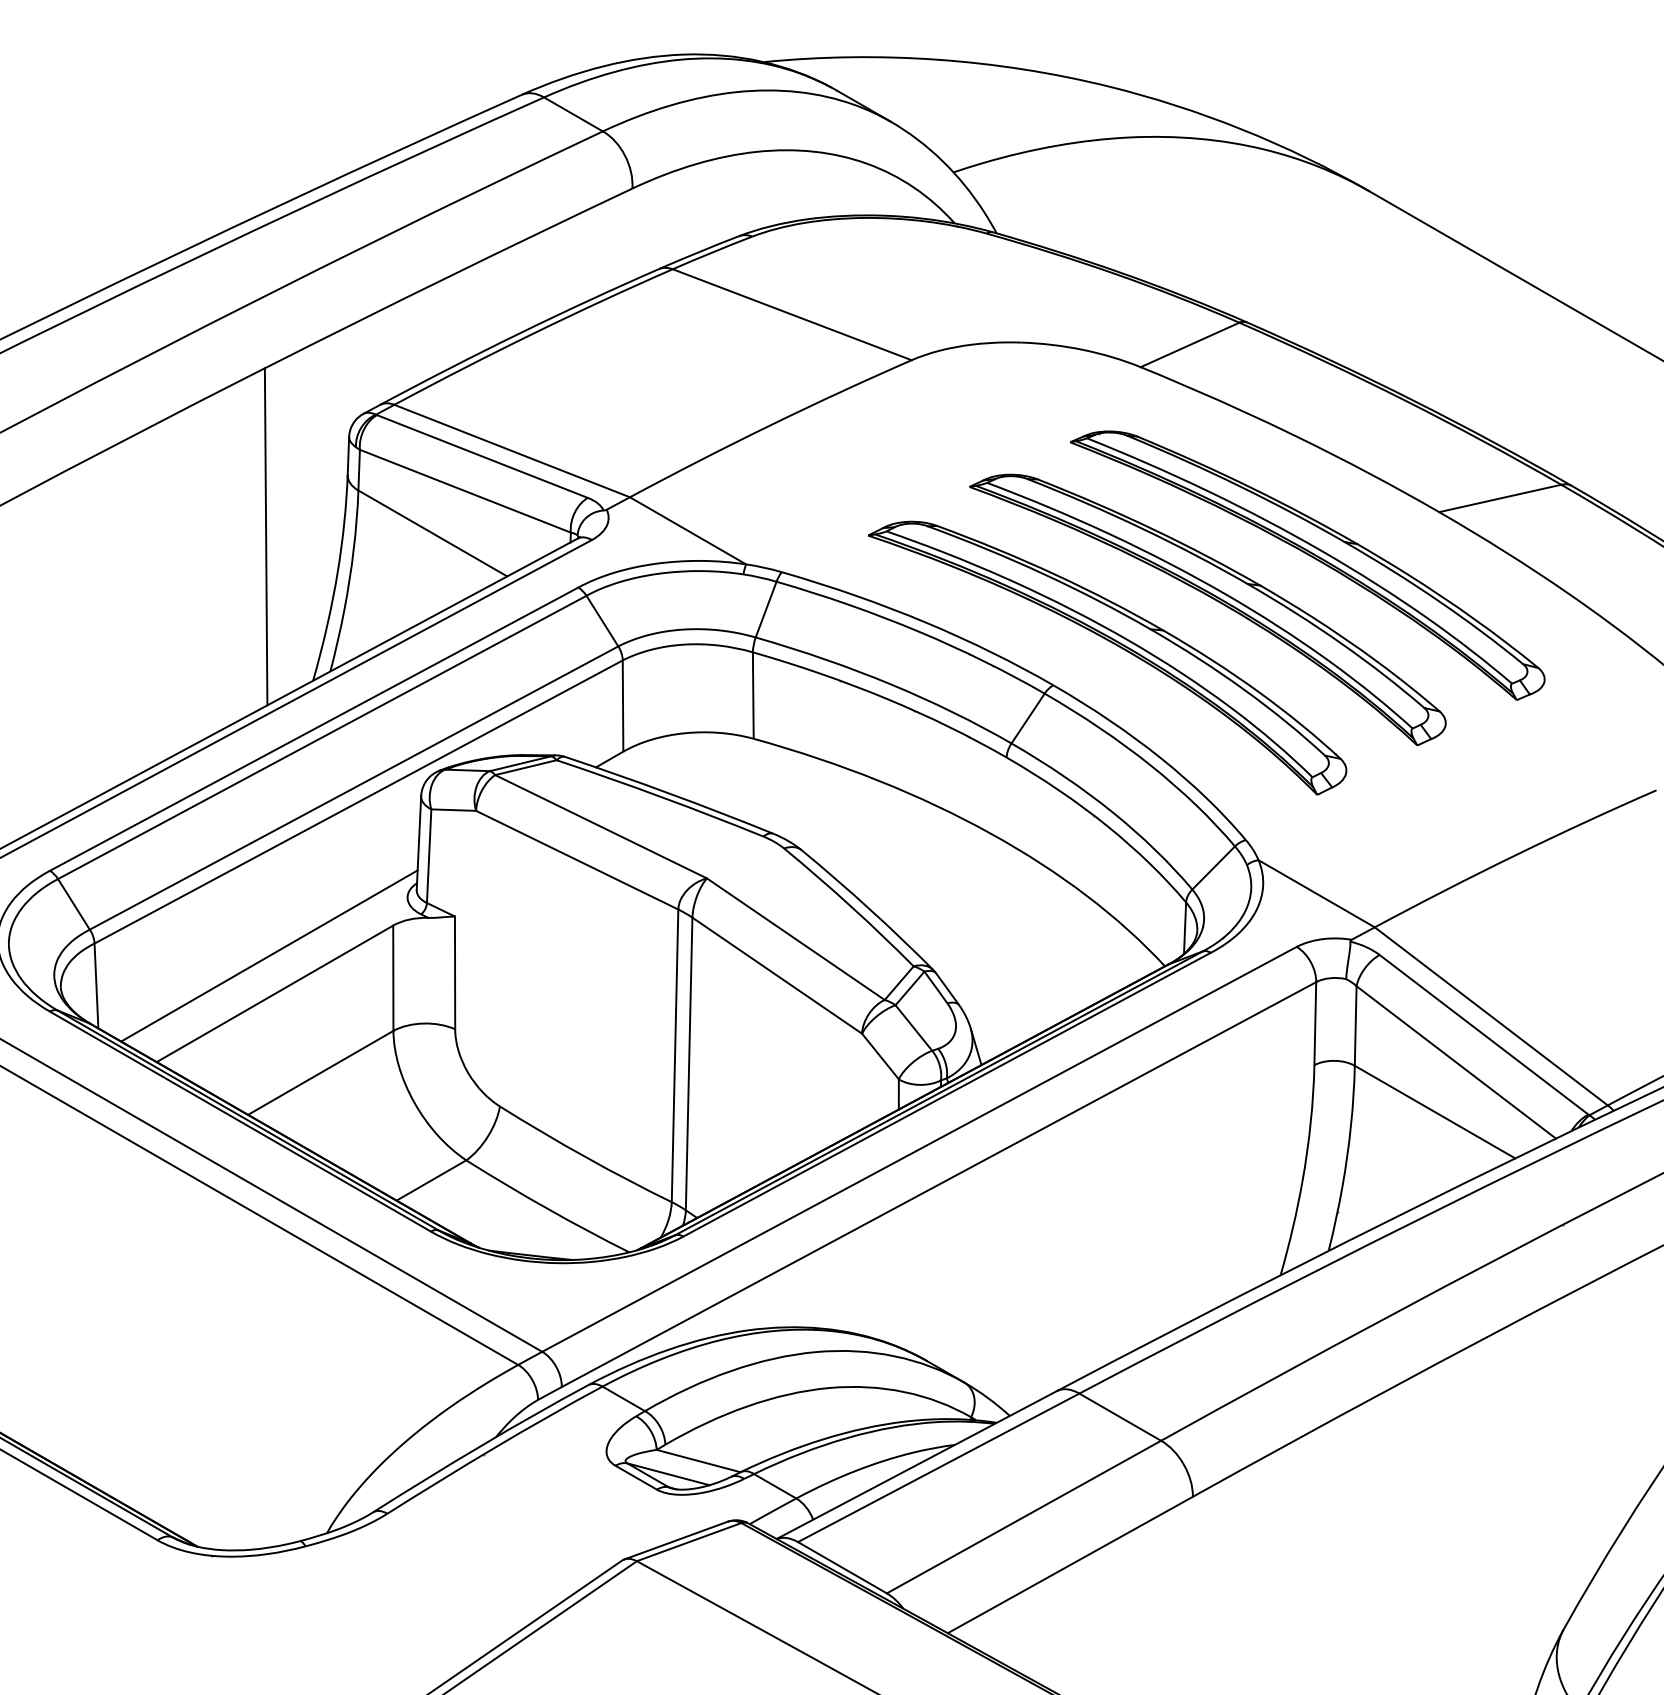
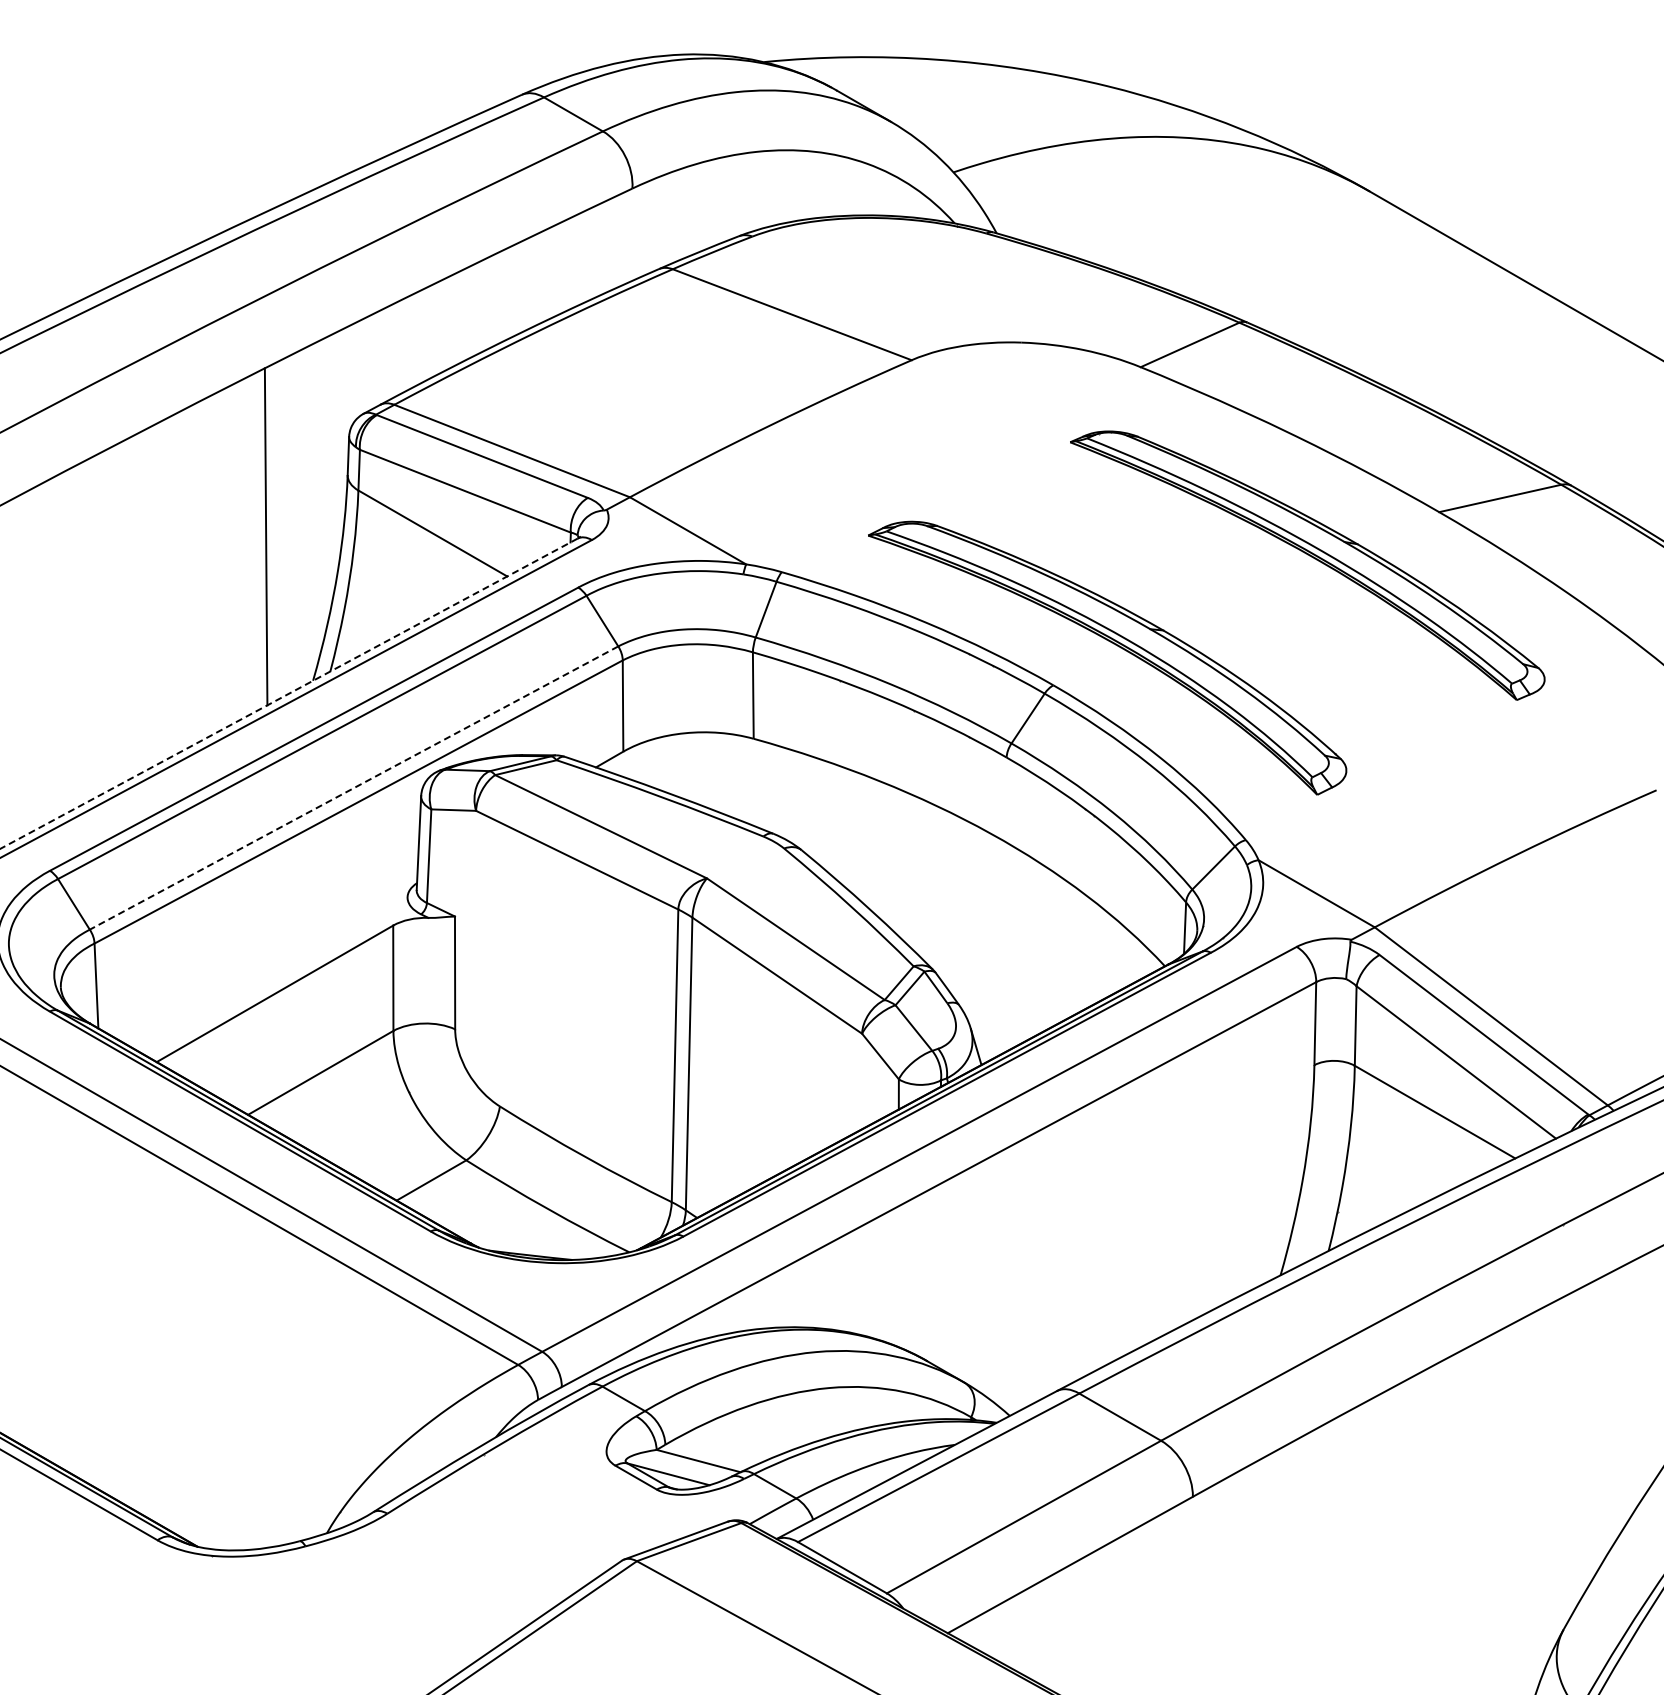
part: present -> none (1212, 599)
line: solid -> dashed (288, 693)
line: solid -> dashed (354, 788)
line: present -> none (269, 955)
